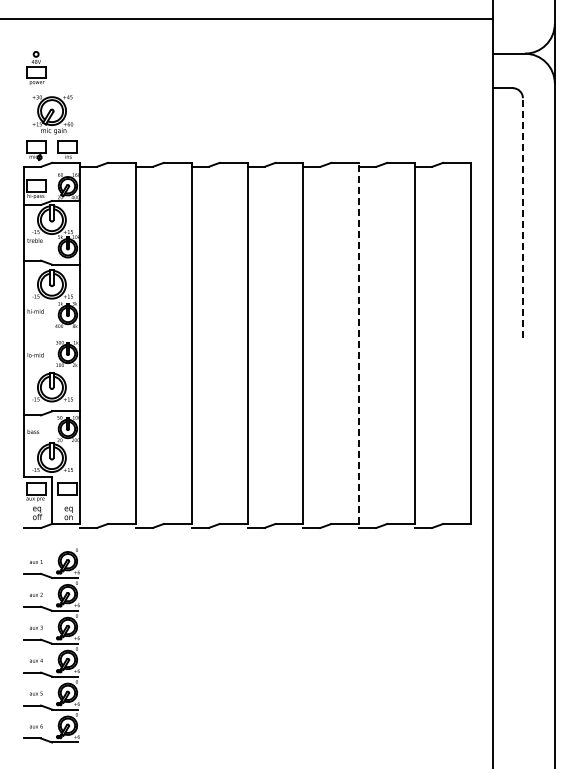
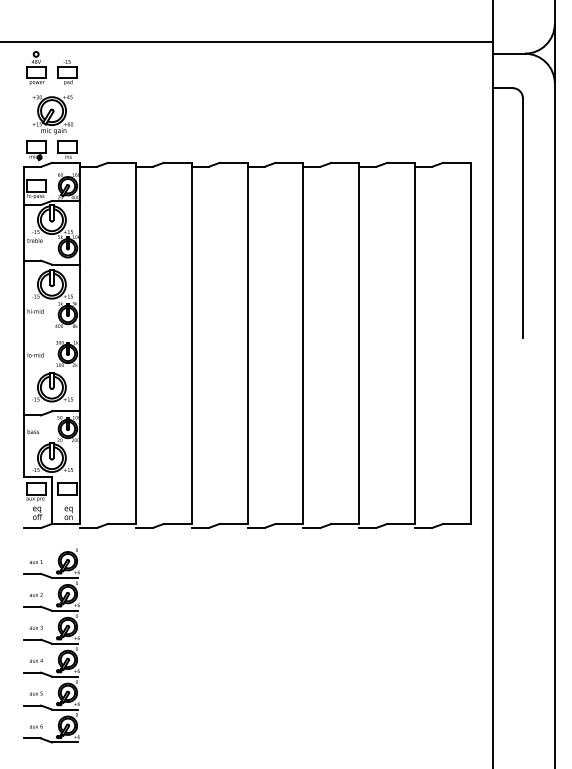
line position: (247, 19) -> (247, 42) (247, 42)
part: none -> present (67, 72)
line: dashed -> solid (522, 218)
line: dashed -> solid (359, 343)
